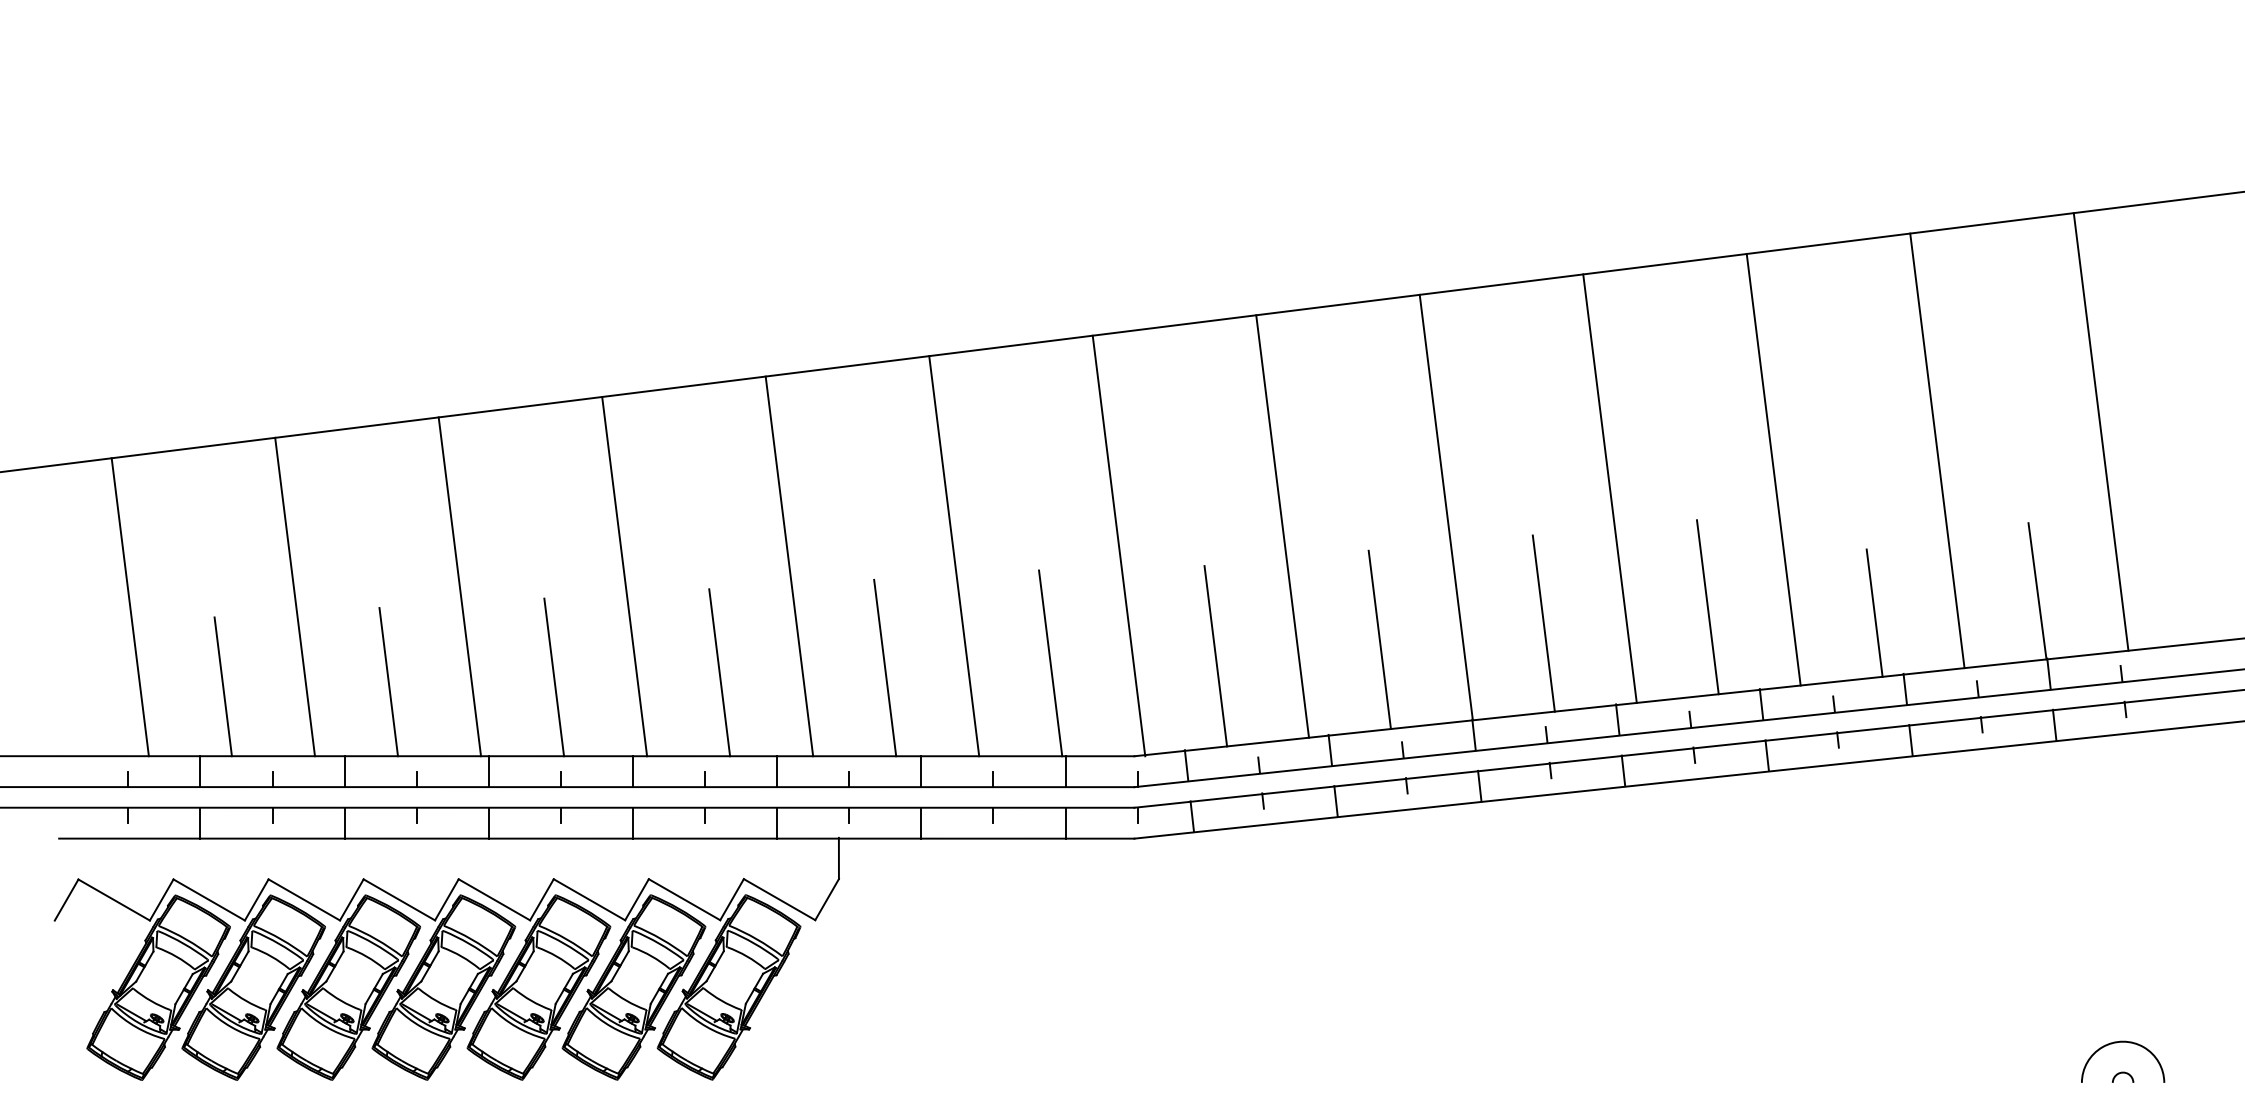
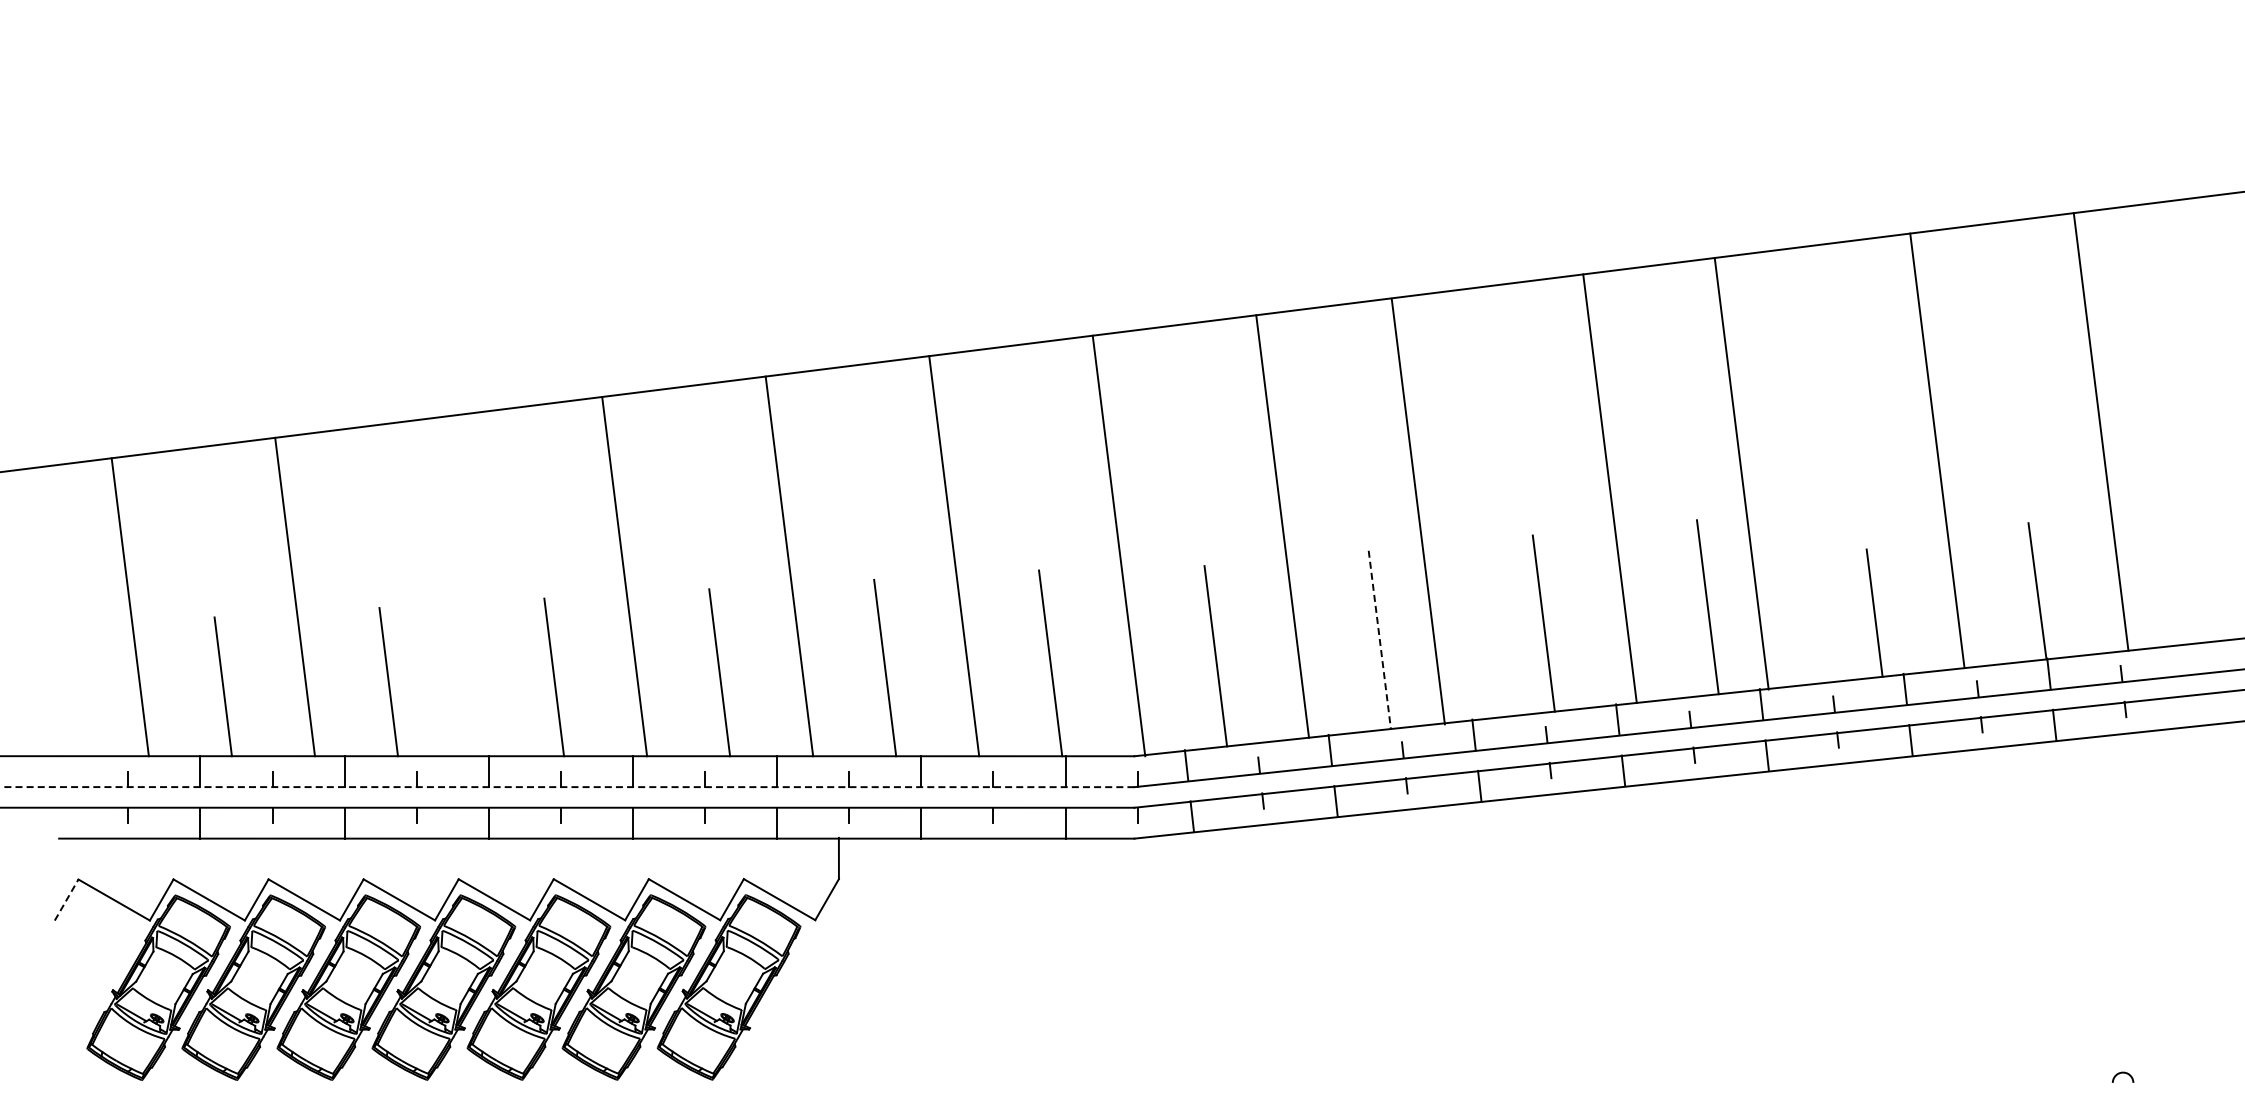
line position: (1773, 469) -> (1741, 473) (1741, 473)
line position: (1445, 507) -> (1417, 511) (1417, 511)
line: present -> none (459, 586)
line: solid -> dashed (1379, 639)
line: solid -> dashed (567, 787)
line: solid -> dashed (66, 900)
arc: present -> none (2129, 1043)
